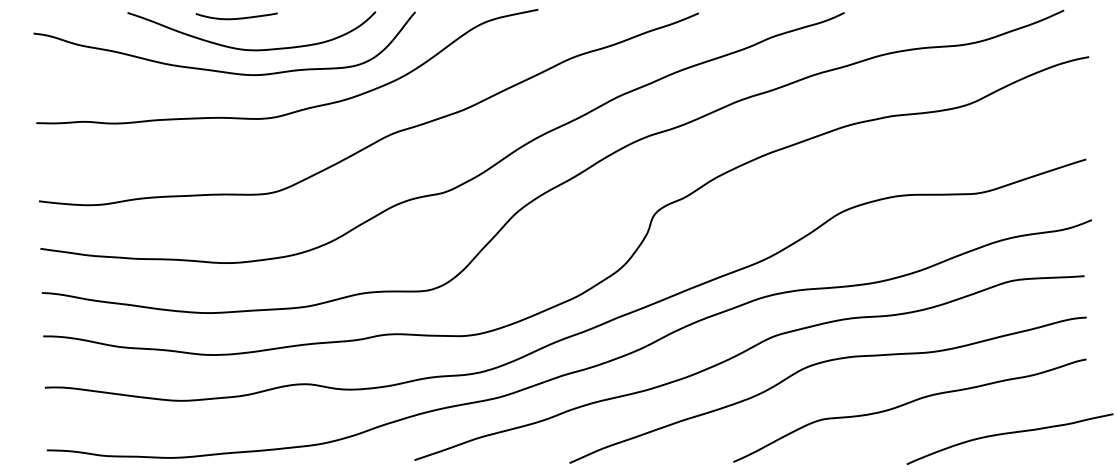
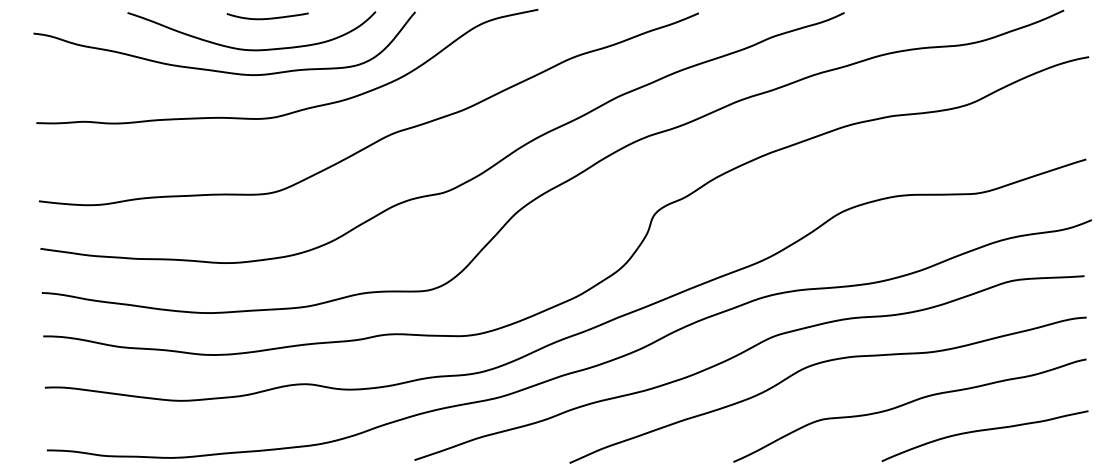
curve position: (236, 18) -> (267, 18) (267, 18)
curve position: (1008, 434) -> (983, 431) (983, 431)
